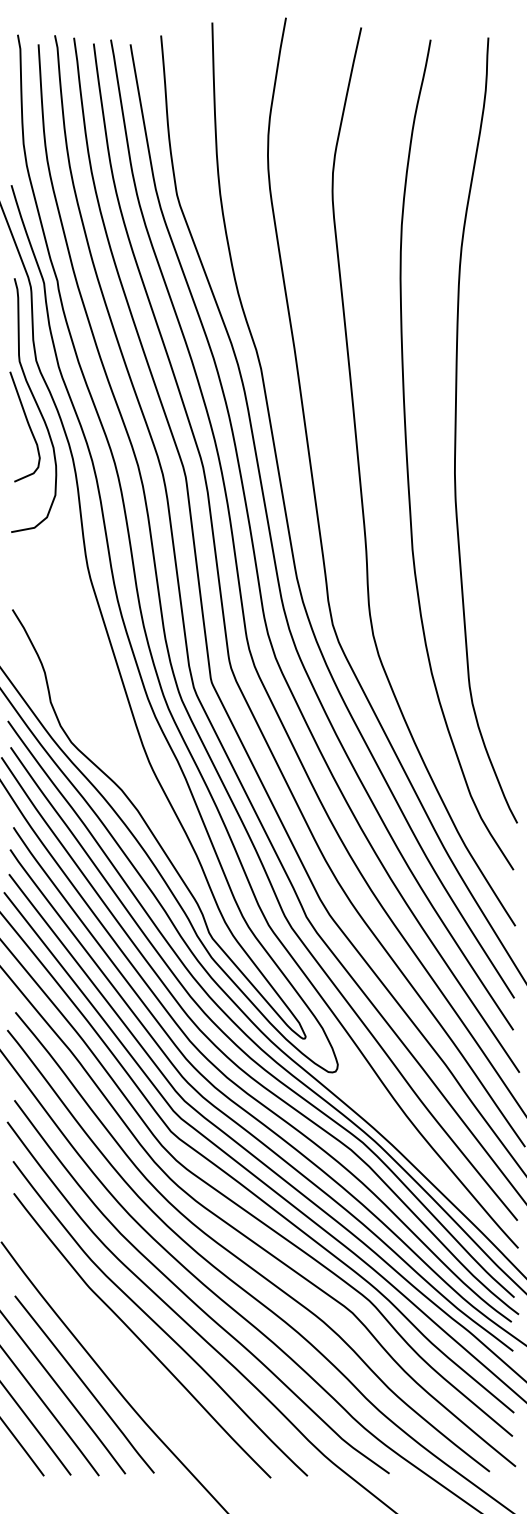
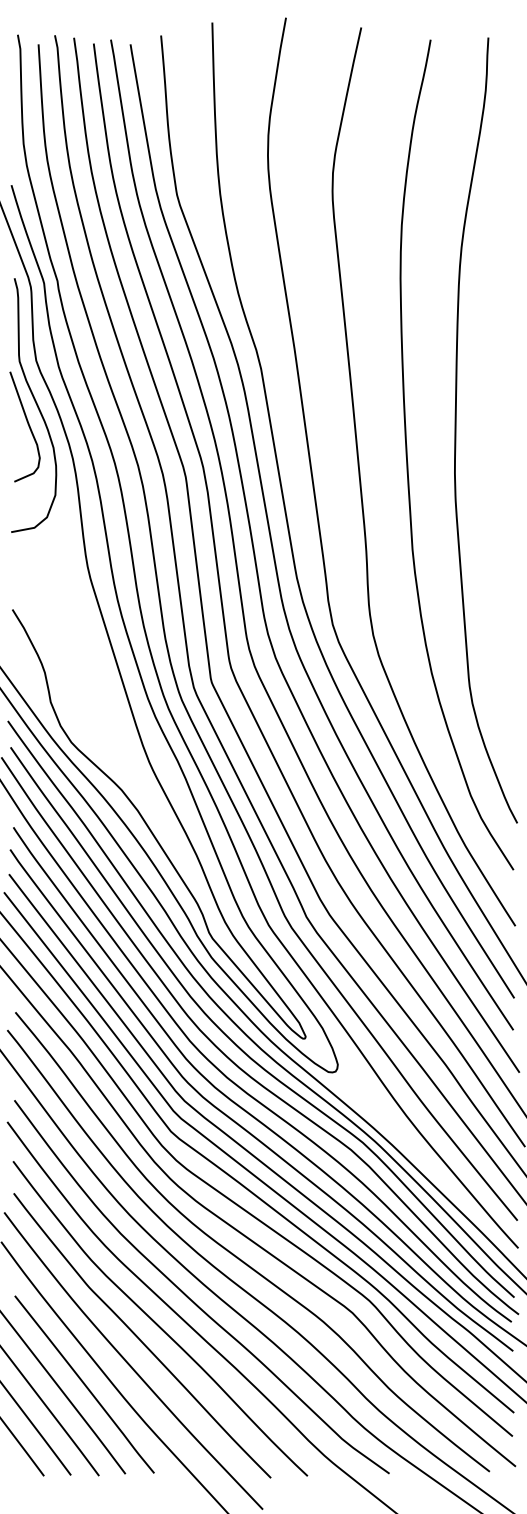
curve: none -> present (129, 1363)
